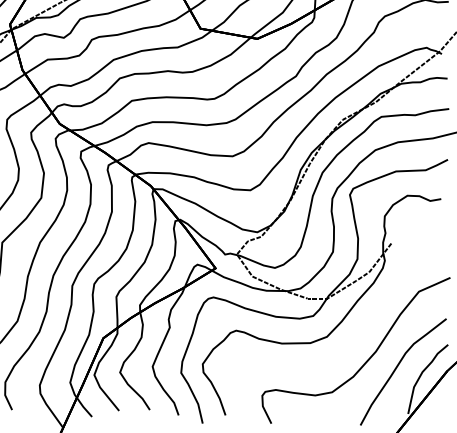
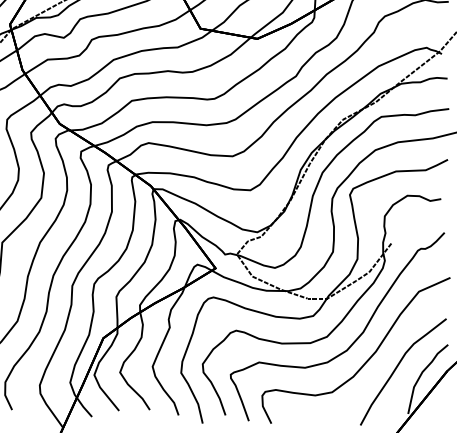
curve: none -> present (353, 341)
